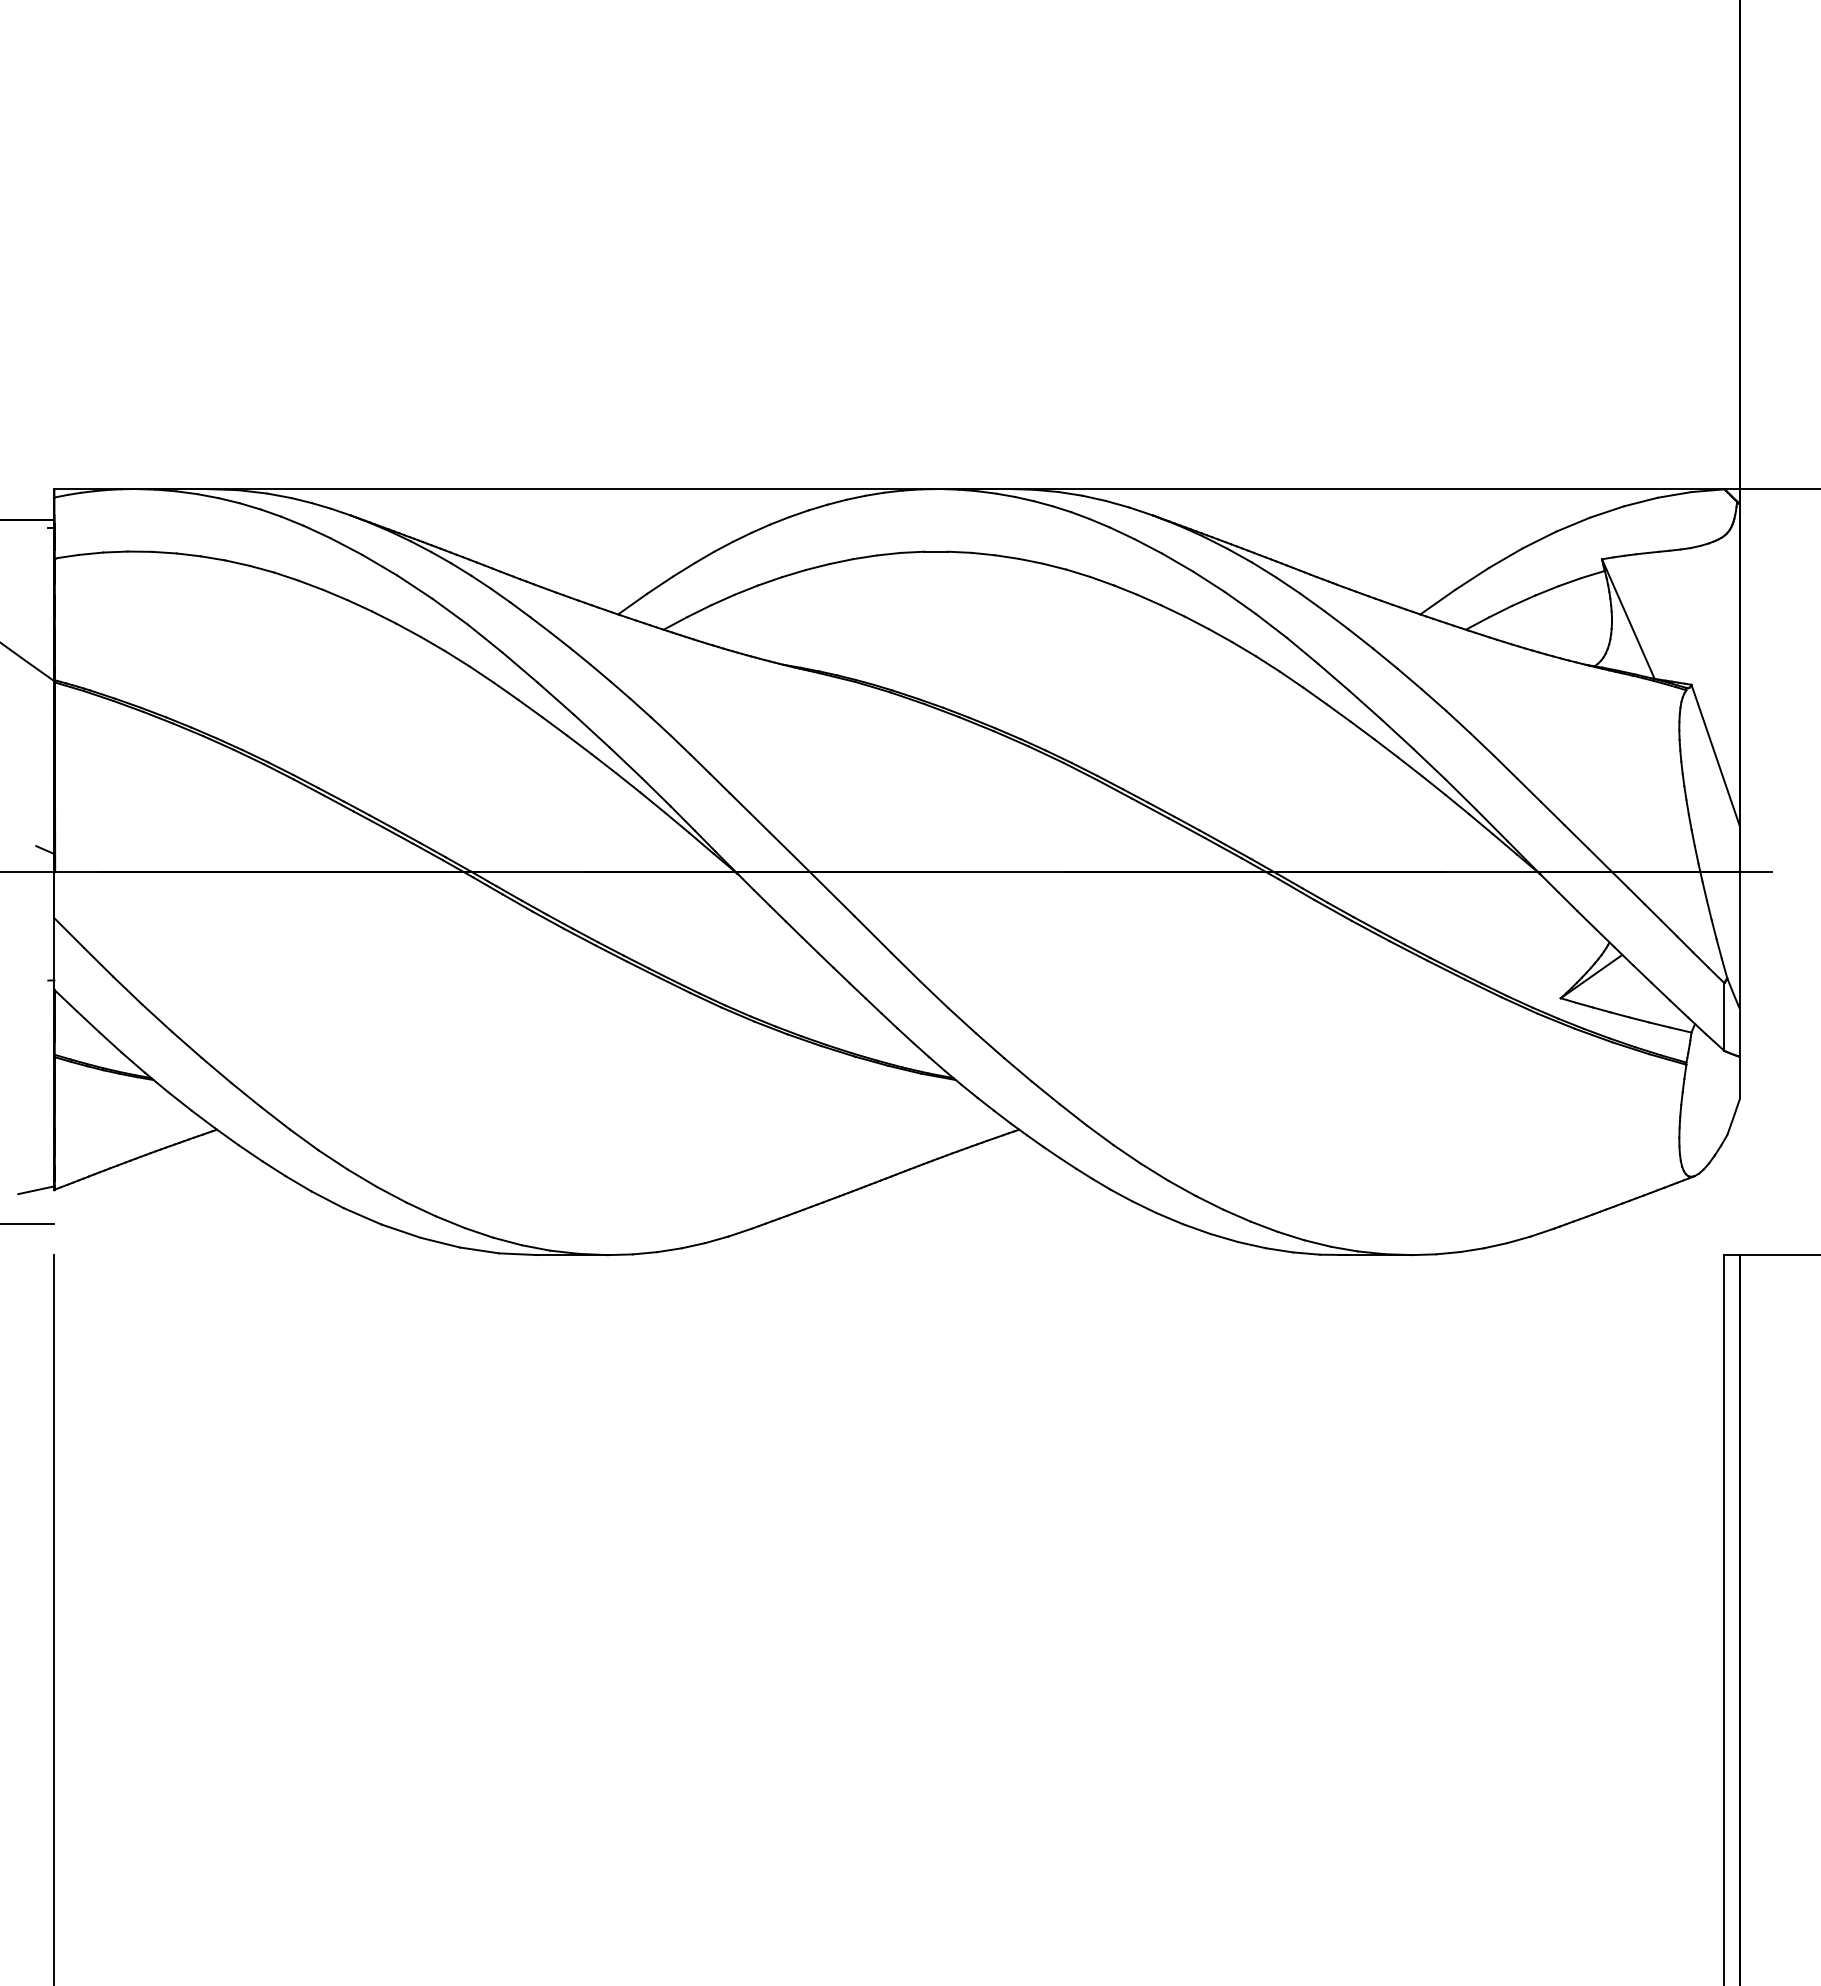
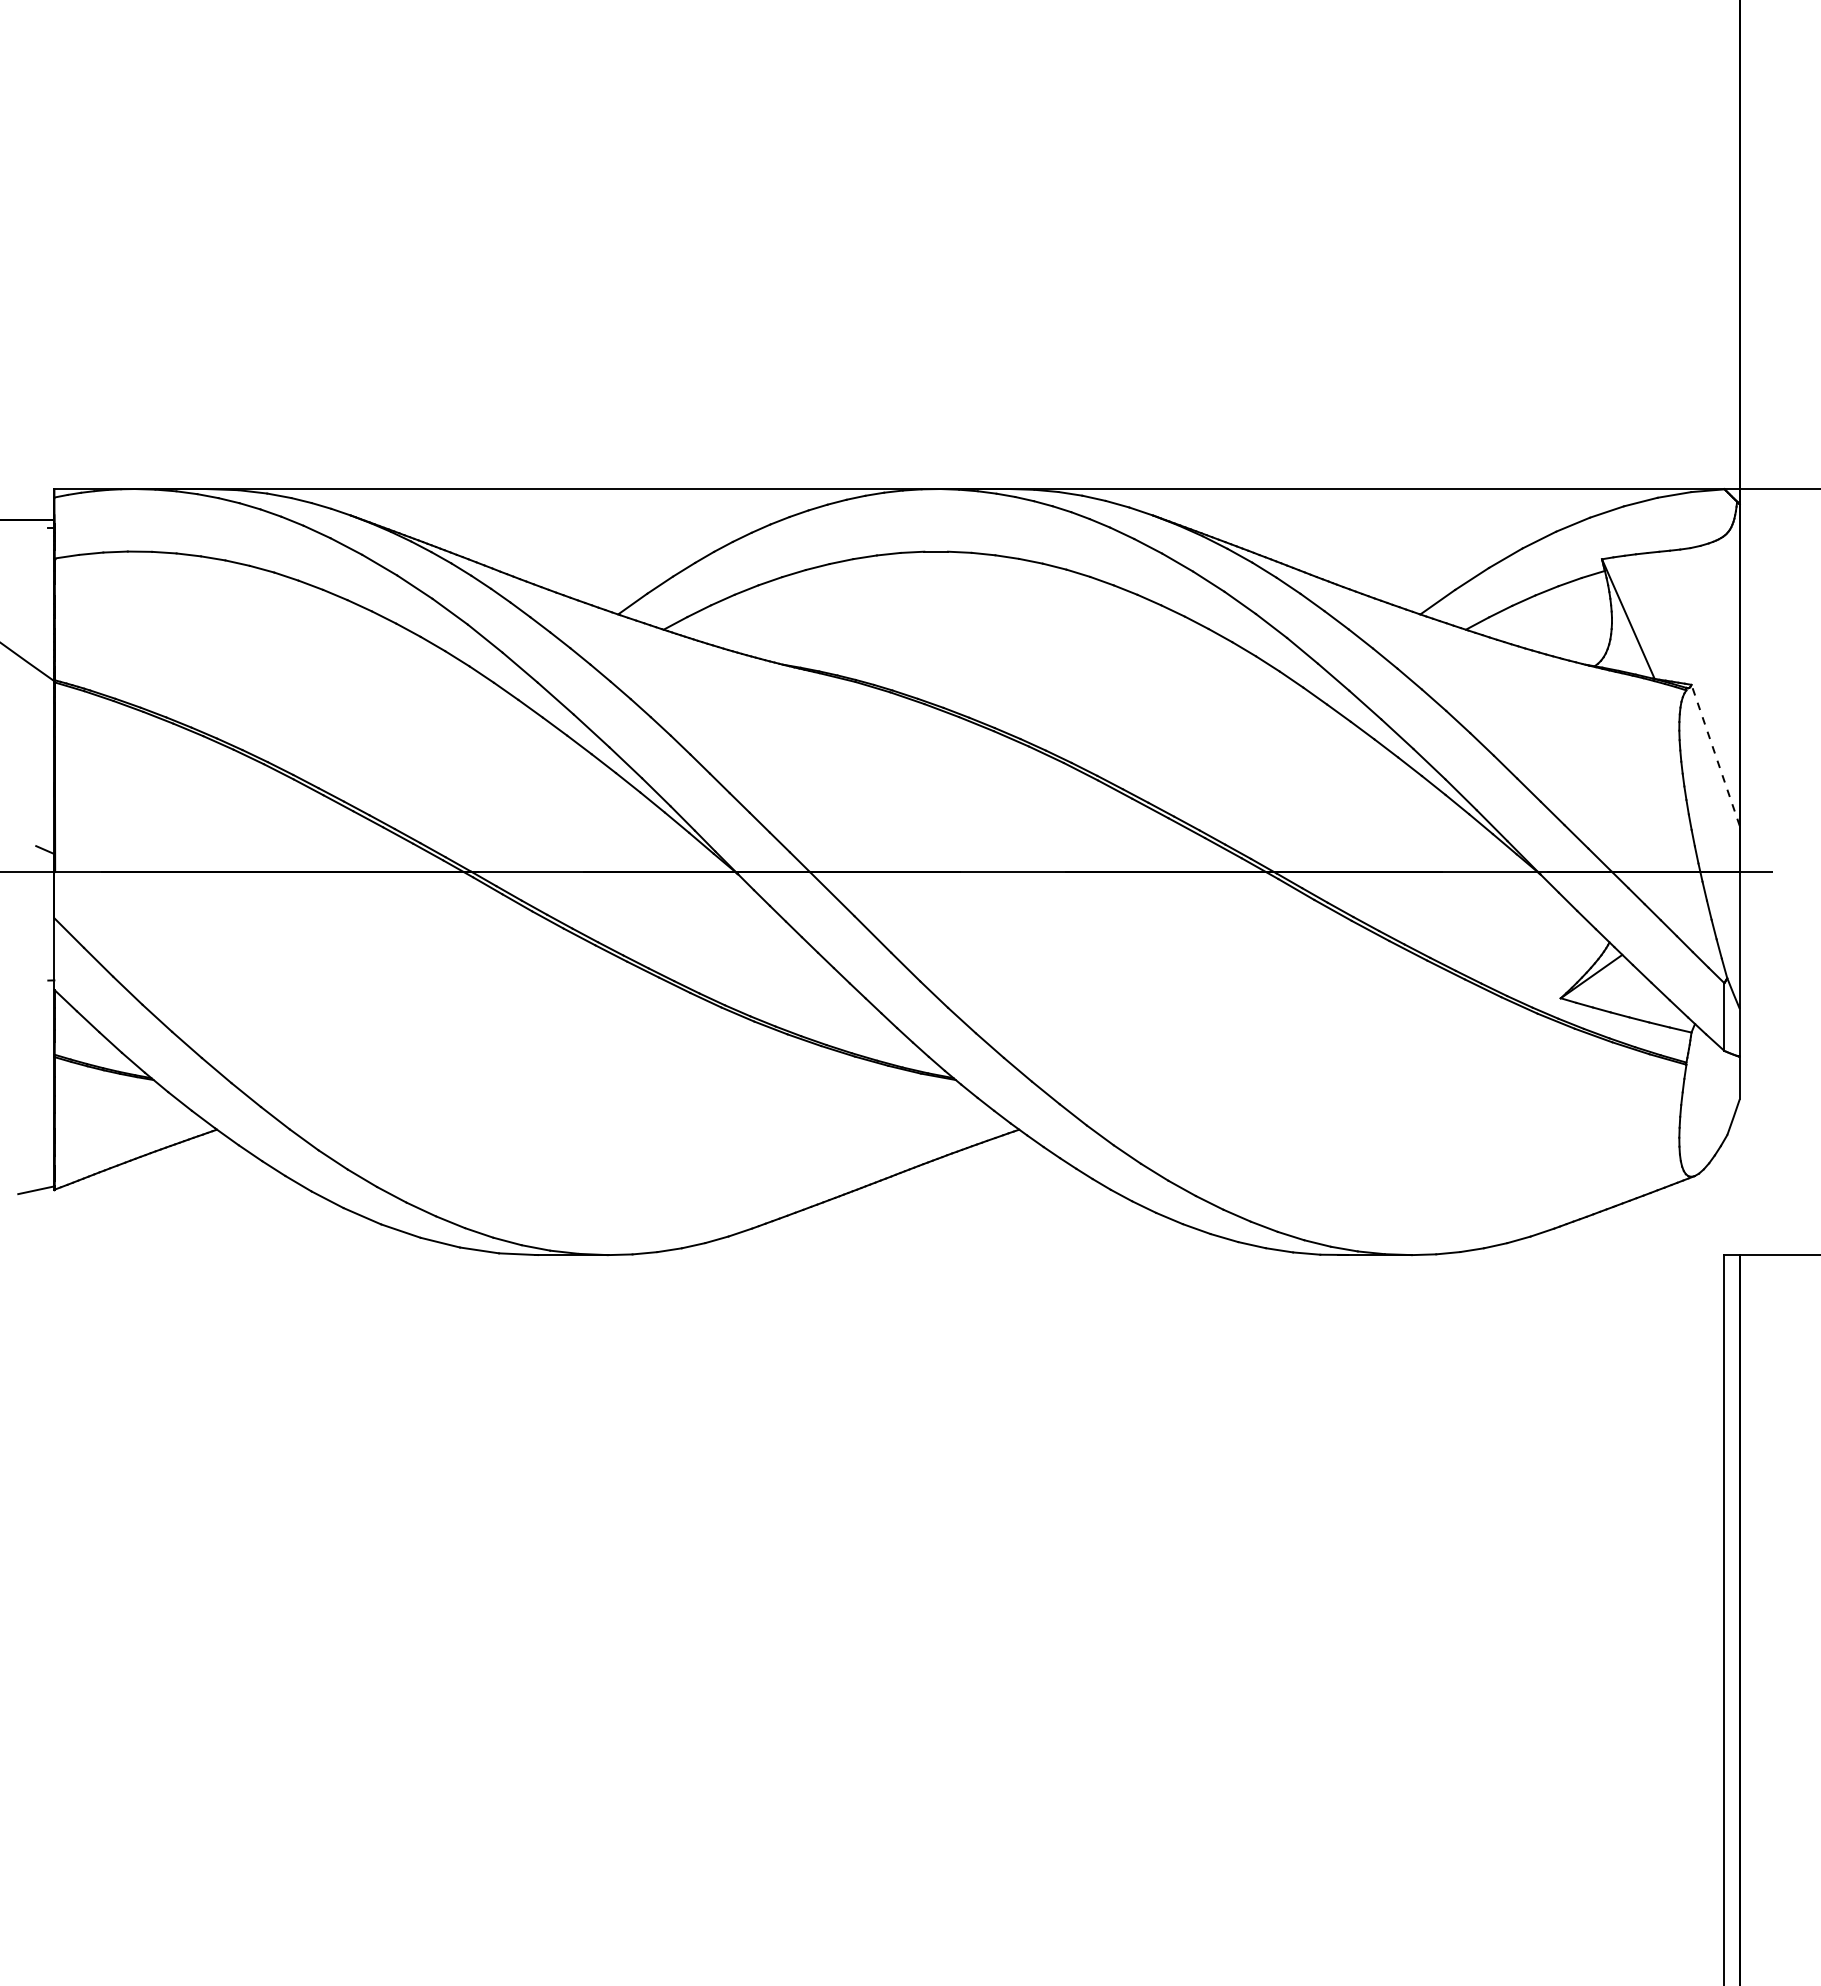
line: solid -> dashed (1715, 755)
line: present -> none (28, 1224)
line: present -> none (54, 1618)
